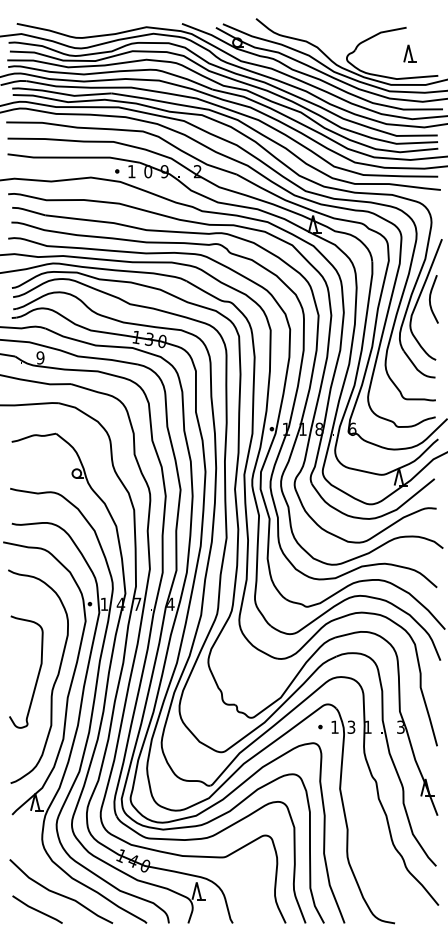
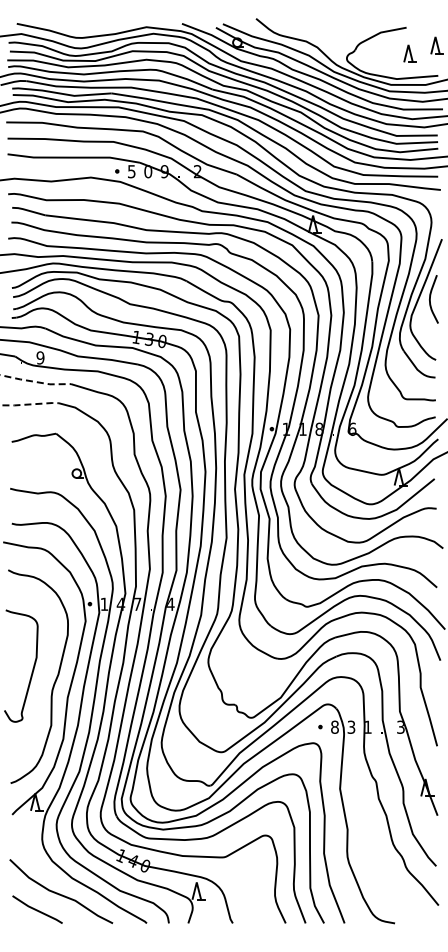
part: none -> present (436, 45)
text: 1 -> 5 (131, 171)
line: solid -> dashed (35, 381)
line: solid -> dashed (30, 404)
curve position: (37, 674) -> (32, 668) (32, 668)
text: 1 -> 8 (334, 726)
